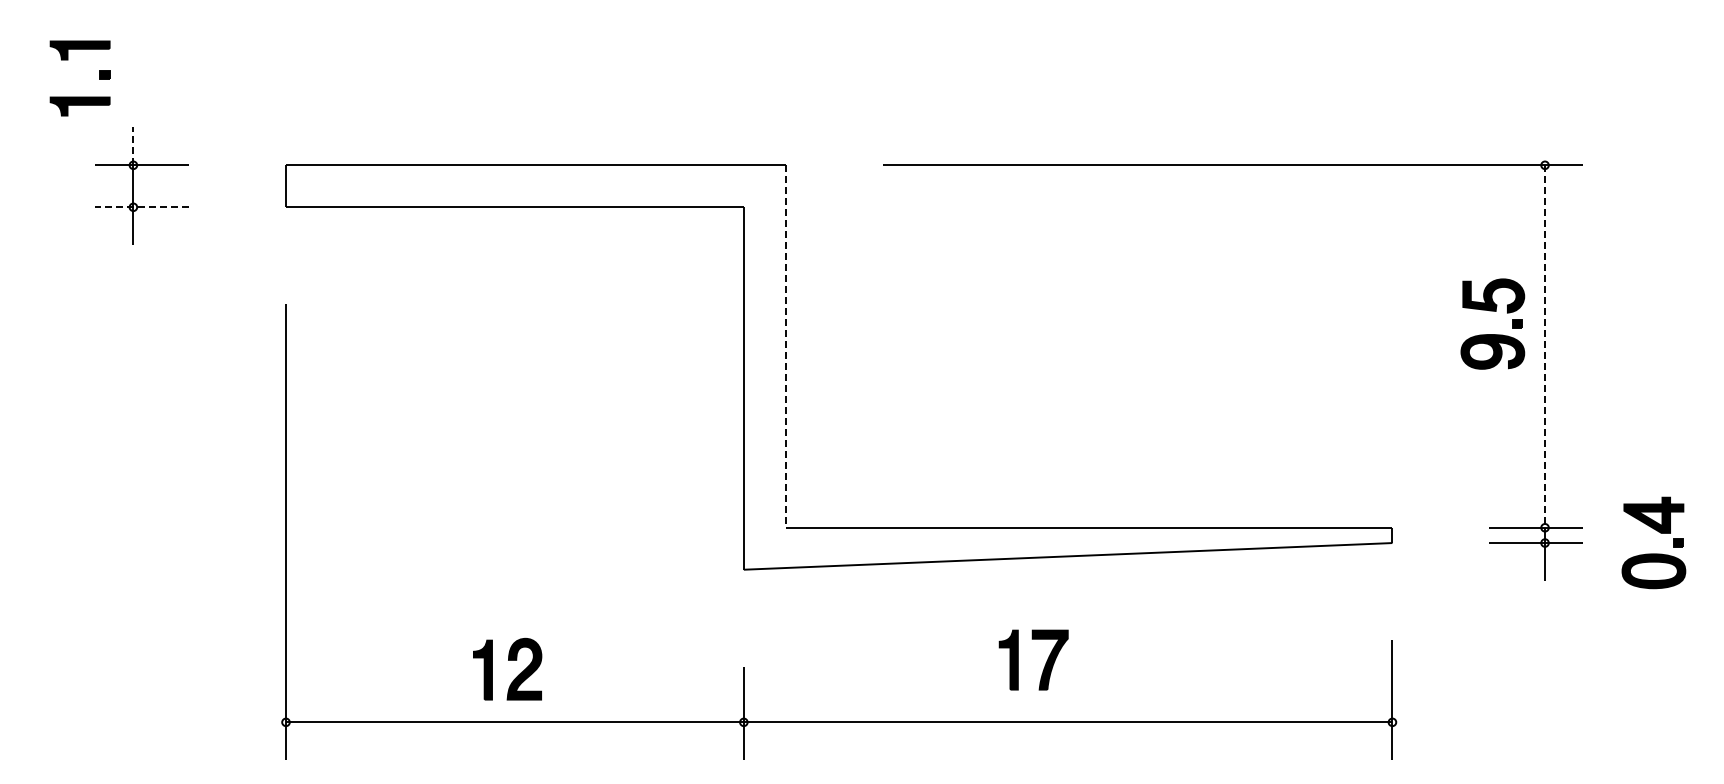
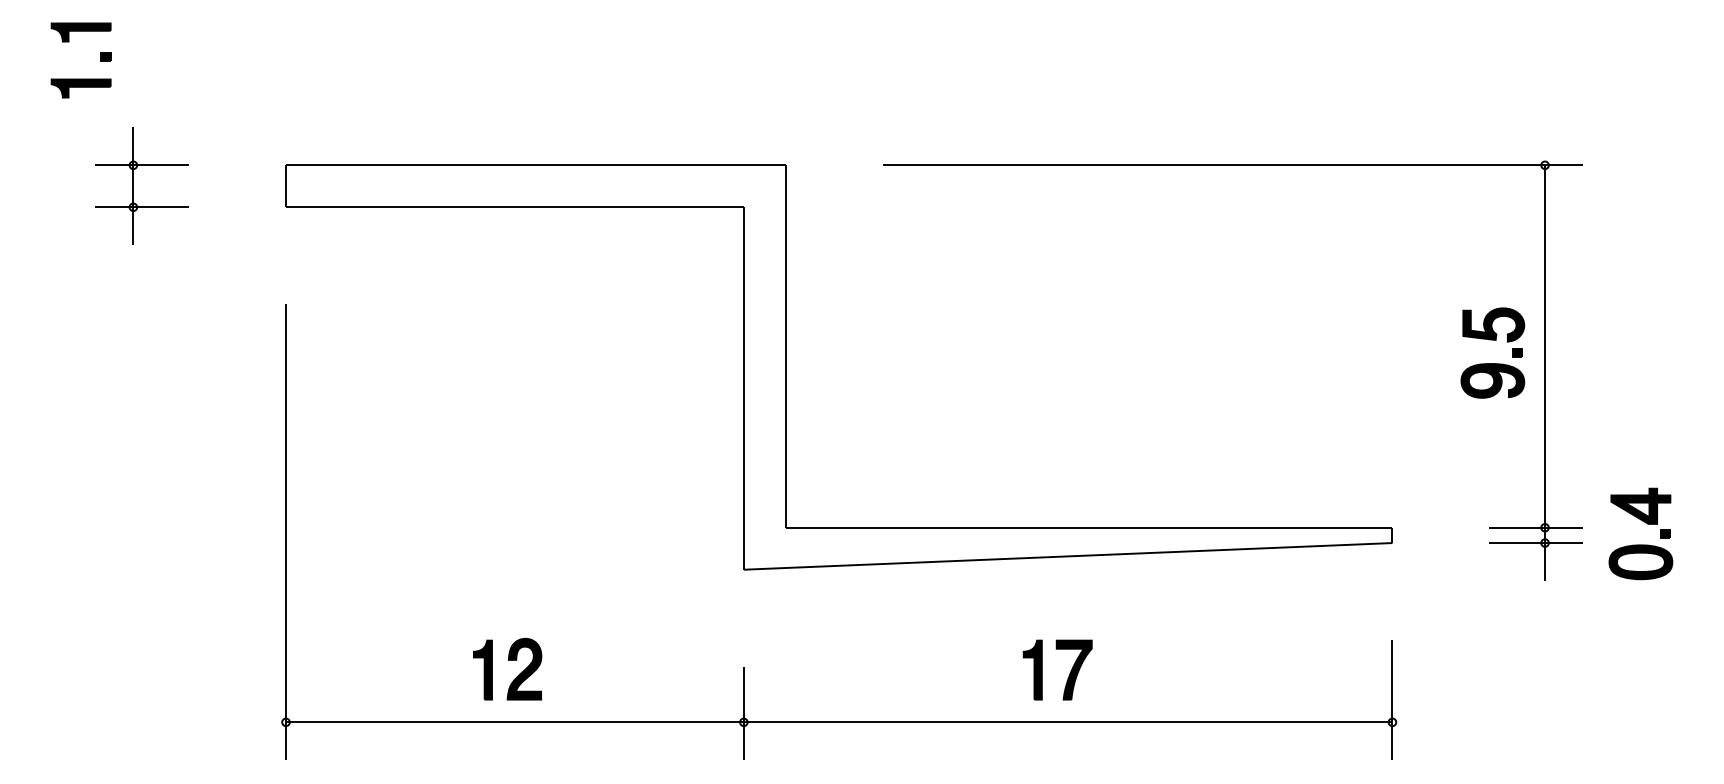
part position: (79, 96) -> (80, 78) (80, 78)
line: dashed -> solid (133, 145)
line: dashed -> solid (142, 207)
part position: (1492, 334) -> (1492, 363) (1492, 363)
line: dashed -> solid (785, 347)
line: dashed -> solid (1545, 347)
part position: (1653, 553) -> (1640, 544) (1640, 544)
part position: (1044, 665) -> (1068, 675) (1068, 675)
